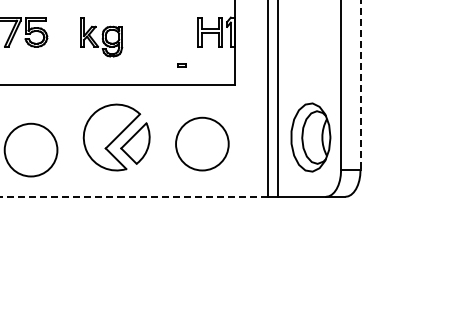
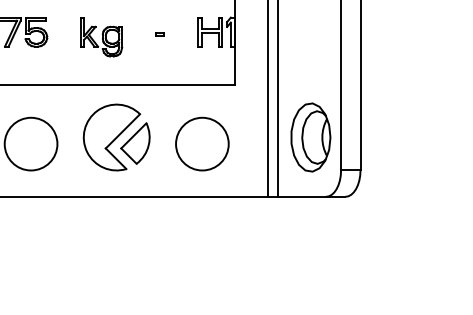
part position: (181, 65) -> (159, 34) (159, 34)
line: dashed -> solid (360, 85)
circle position: (30, 149) -> (30, 143) (30, 143)
line: dashed -> solid (133, 196)
